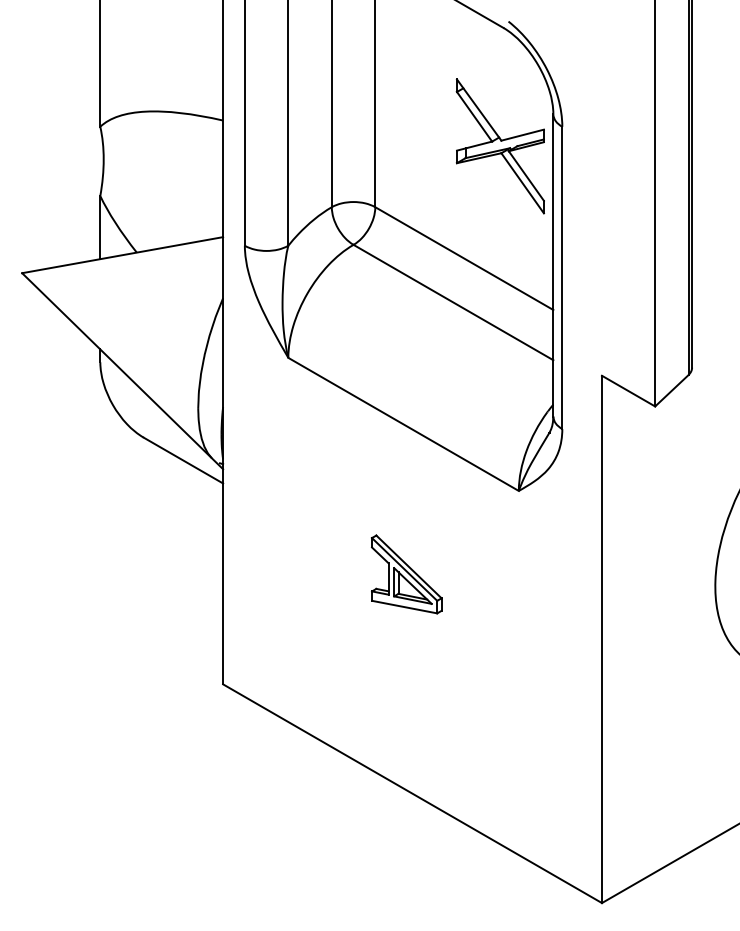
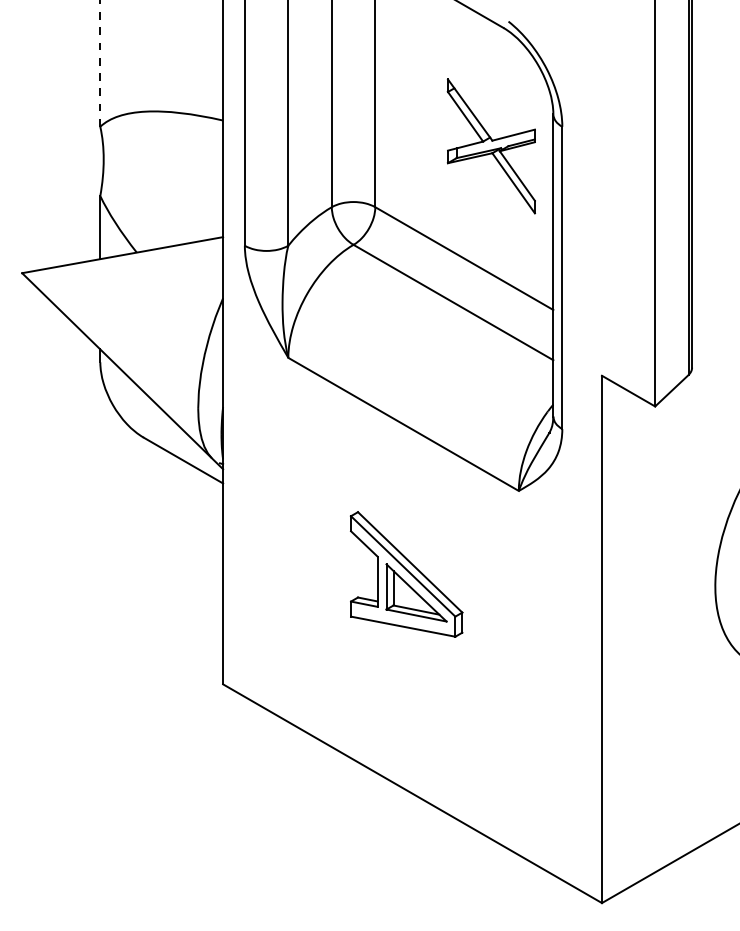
line: solid -> dashed (100, 63)
part position: (499, 146) -> (490, 146) (490, 146)
part size: 72x81 px -> 115x127 px (406, 574)
